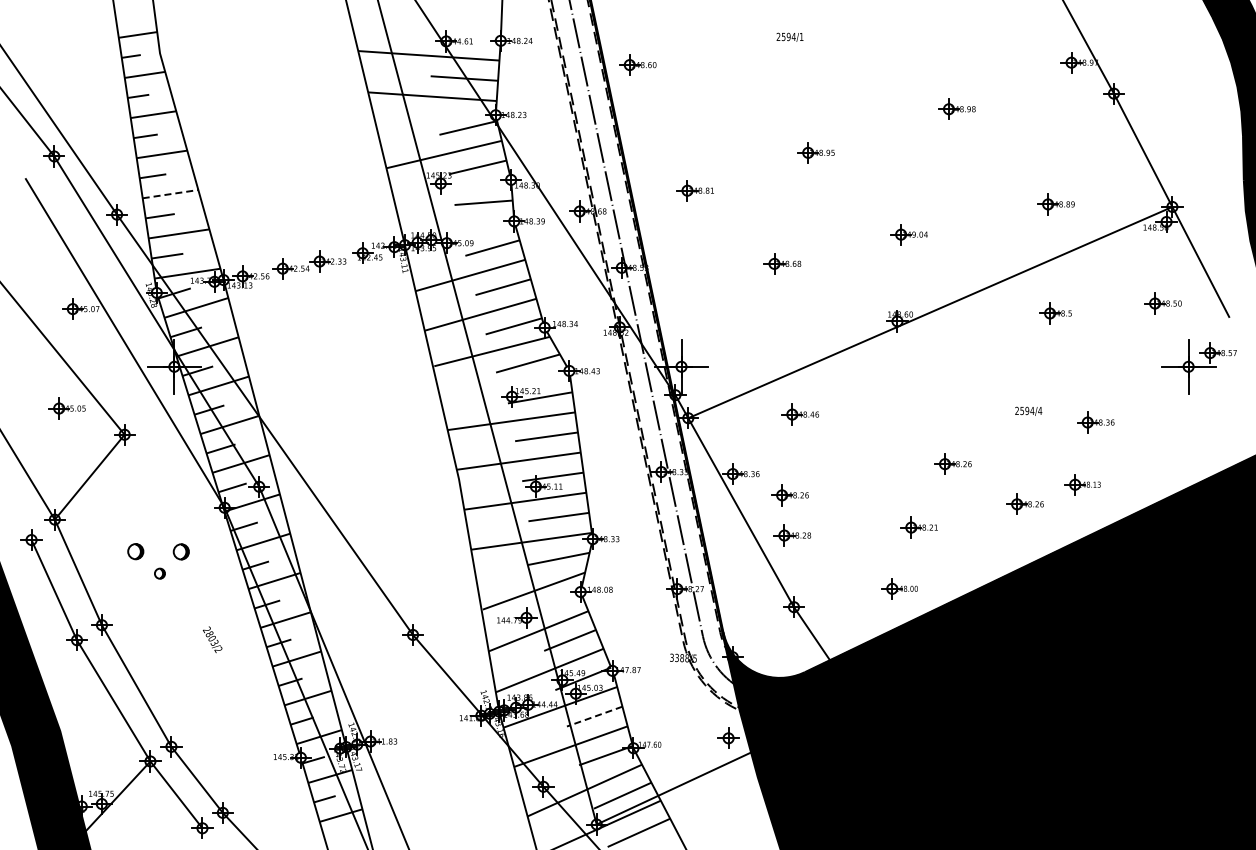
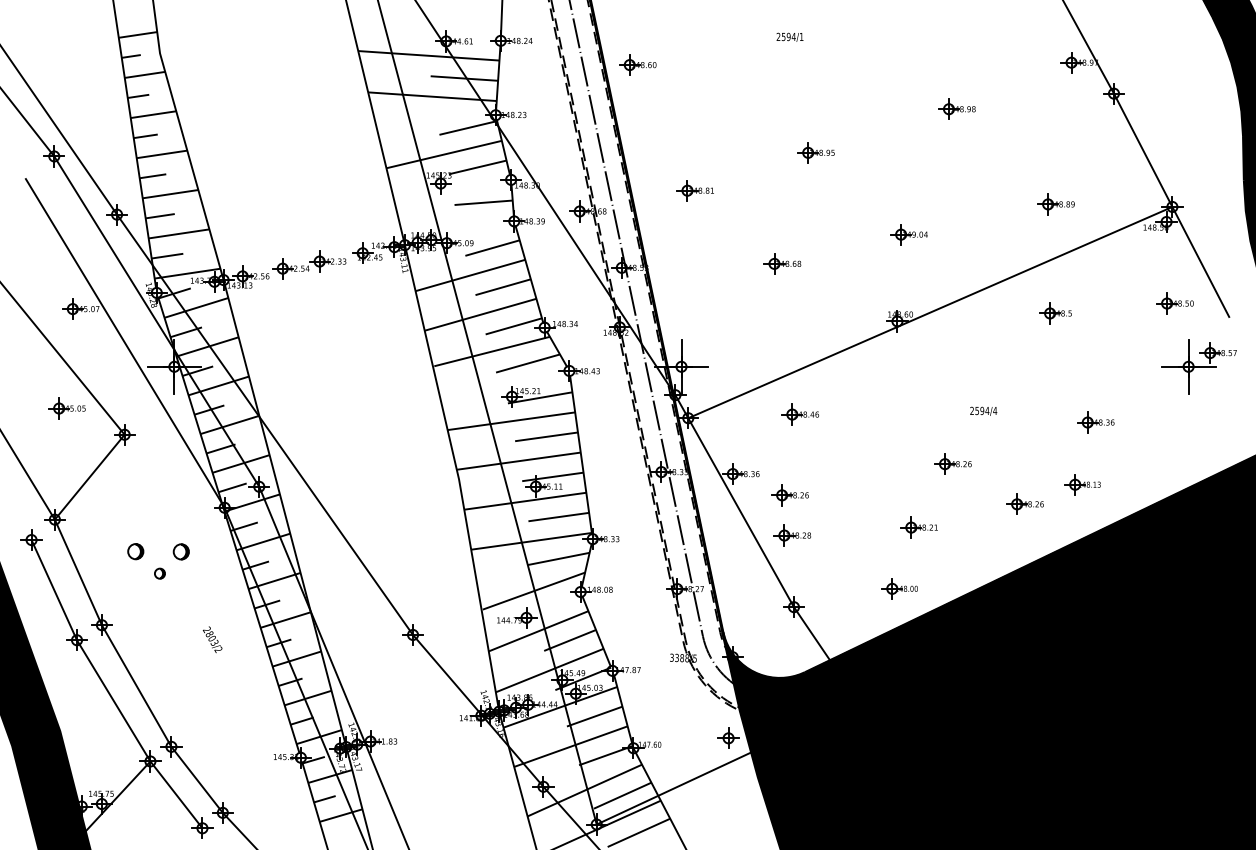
line: dashed -> solid (171, 194)
part position: (1162, 303) -> (1174, 303) (1174, 303)
text position: (1028, 410) -> (983, 410) (983, 410)
line: dashed -> solid (594, 716)
